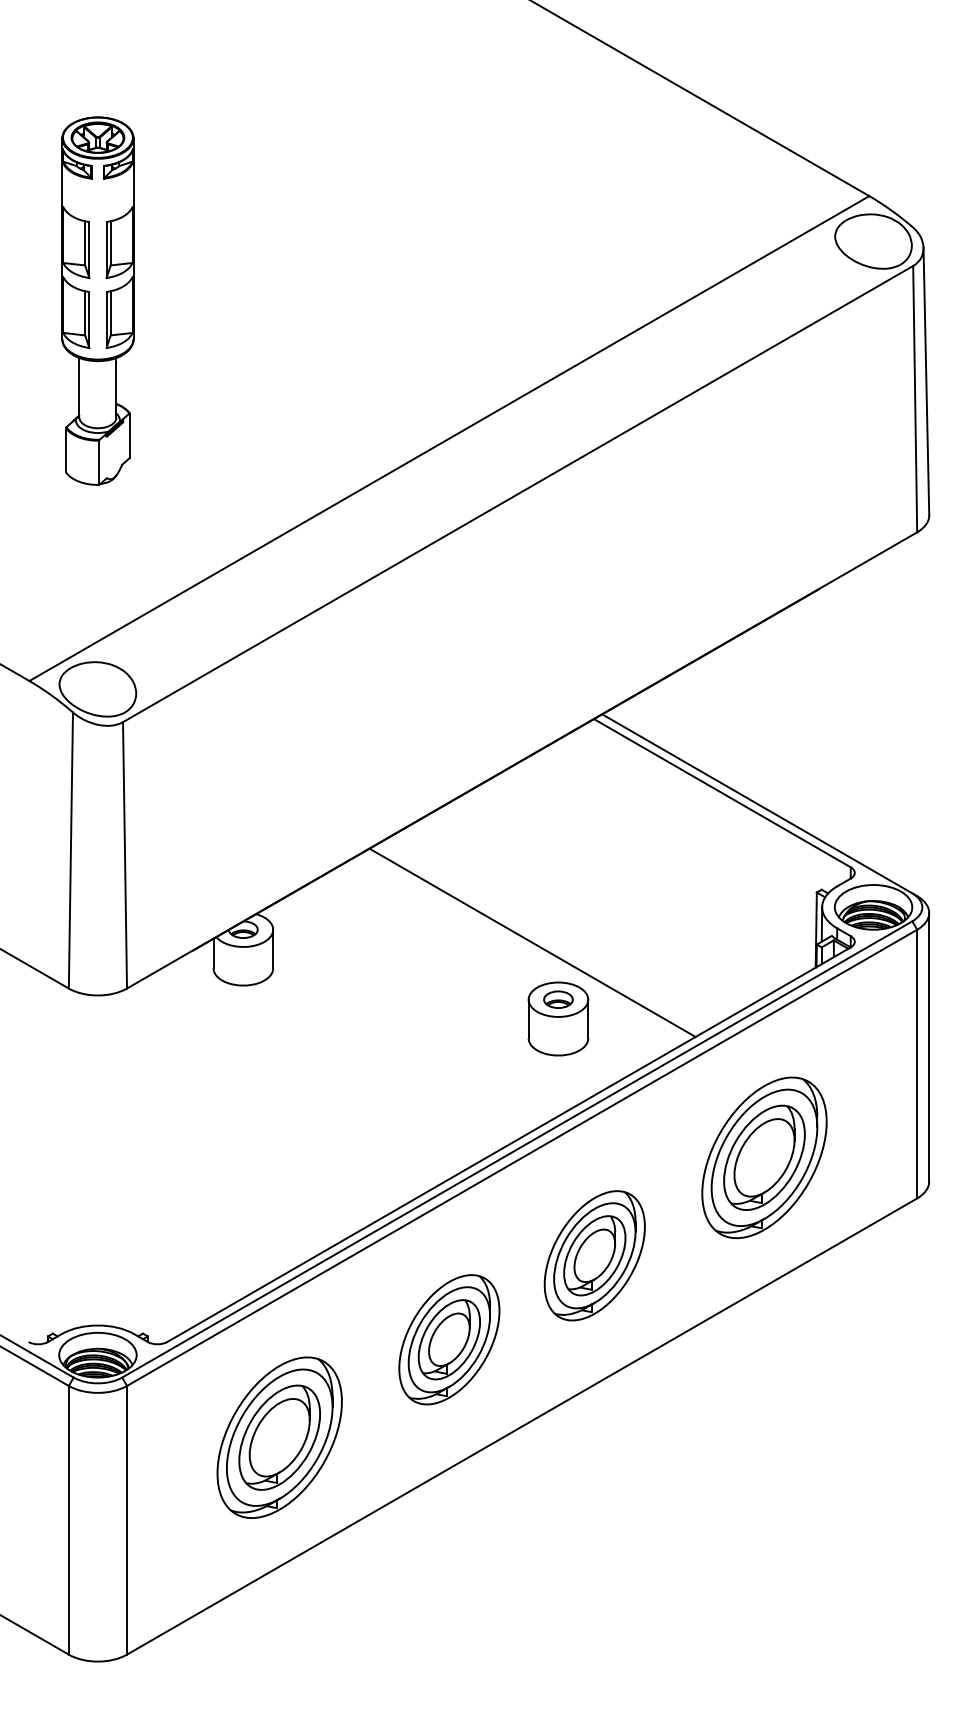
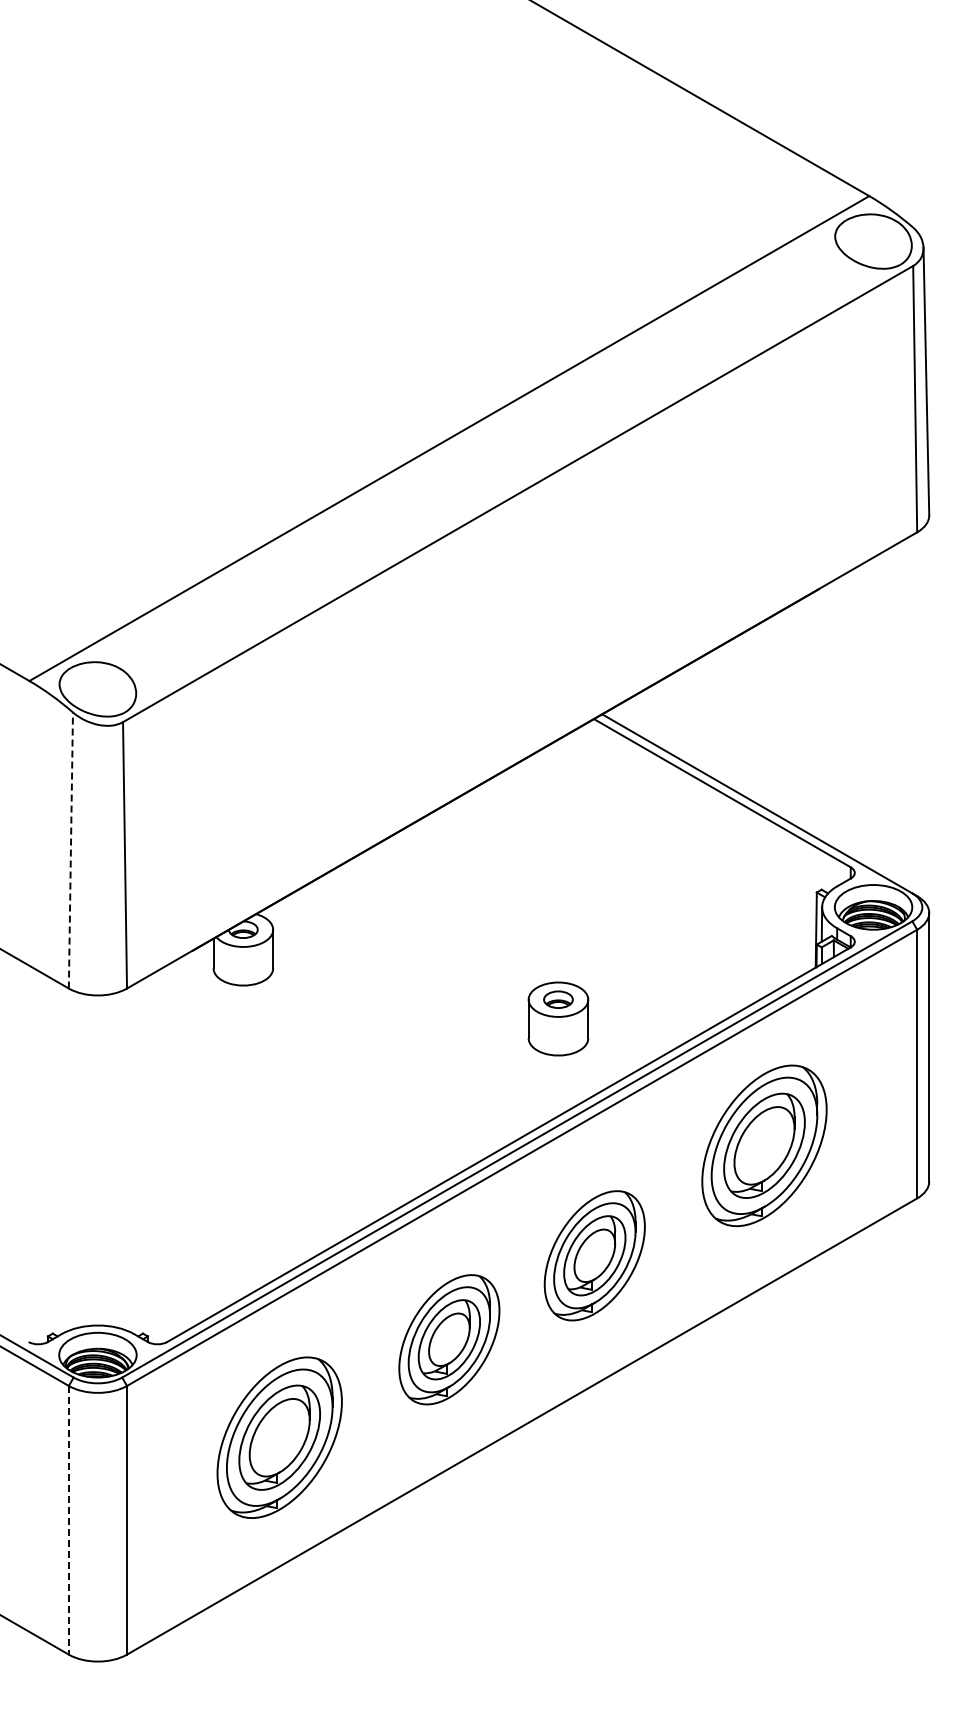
part: present -> none (97, 300)
line: solid -> dashed (70, 850)
line: present -> none (532, 942)
part position: (764, 1157) -> (764, 1145) (764, 1145)
line: solid -> dashed (68, 1520)
